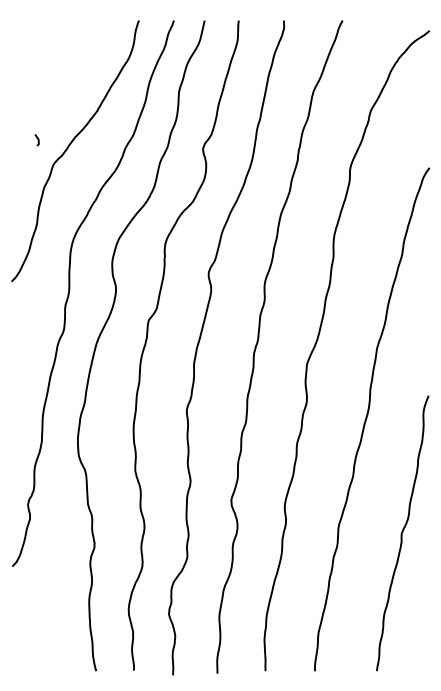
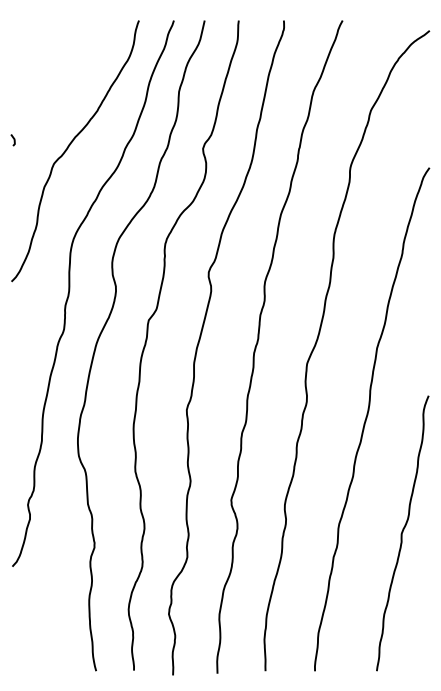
line position: (37, 140) -> (13, 140) (13, 140)
